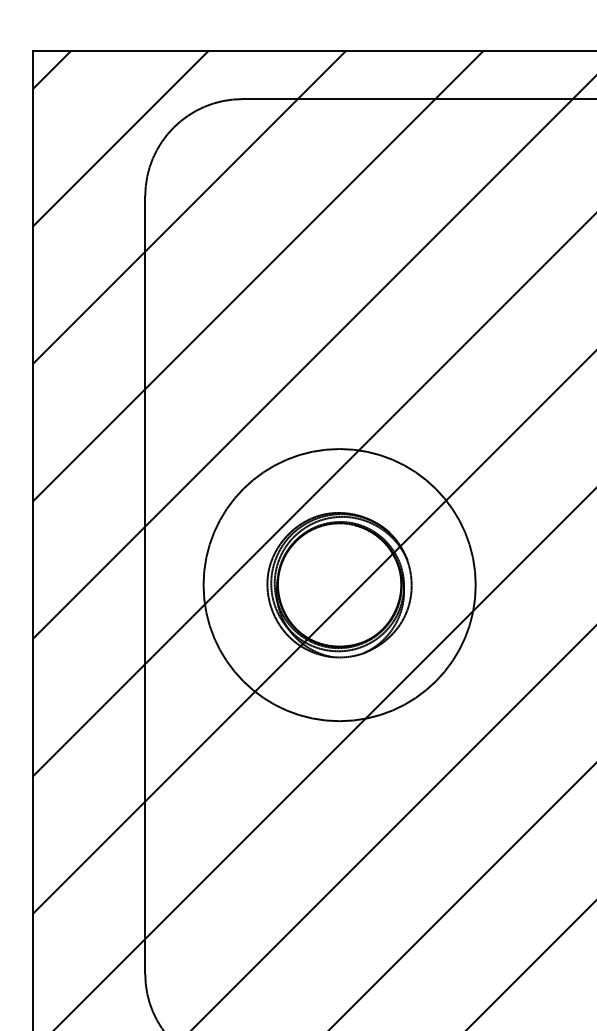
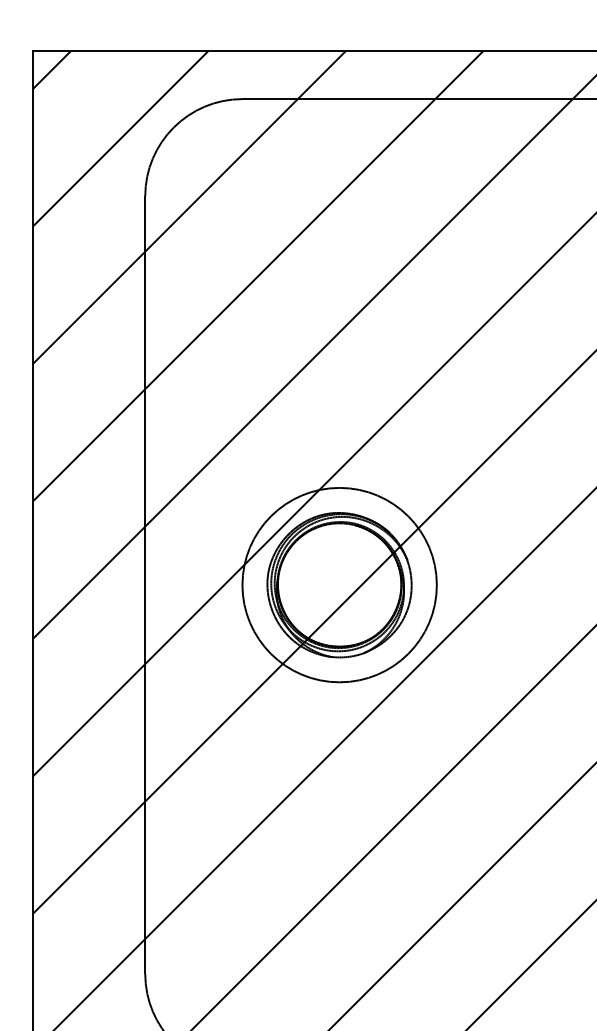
circle diameter: 272 px -> 194 px (339, 584)
